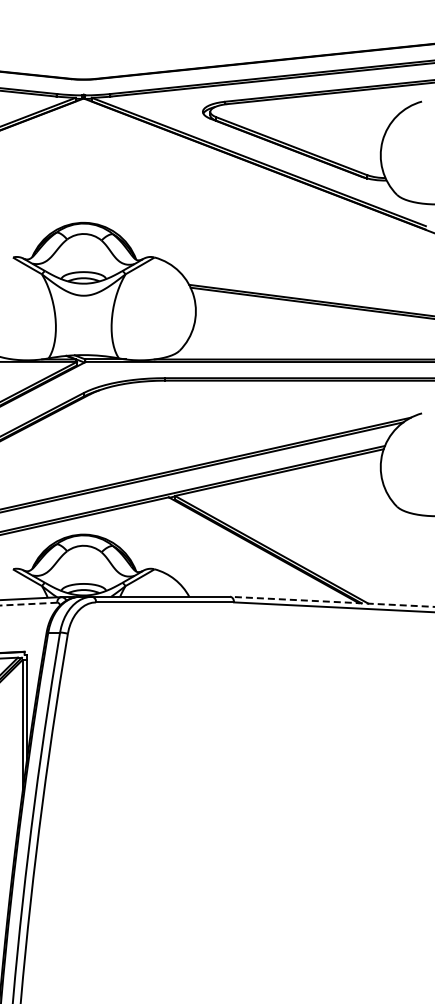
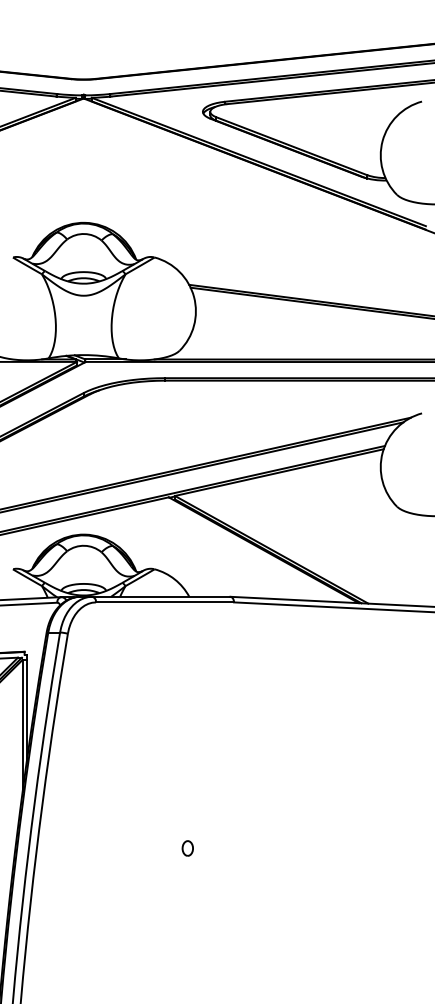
line: dashed -> solid (332, 601)
line: dashed -> solid (28, 604)
part: none -> present (187, 848)
